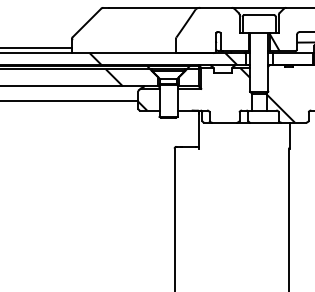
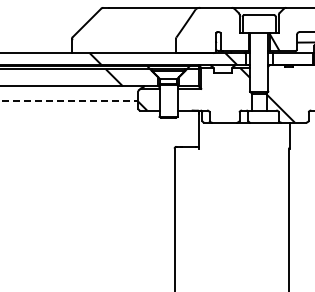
line: present -> none (36, 48)
line: solid -> dashed (69, 101)
